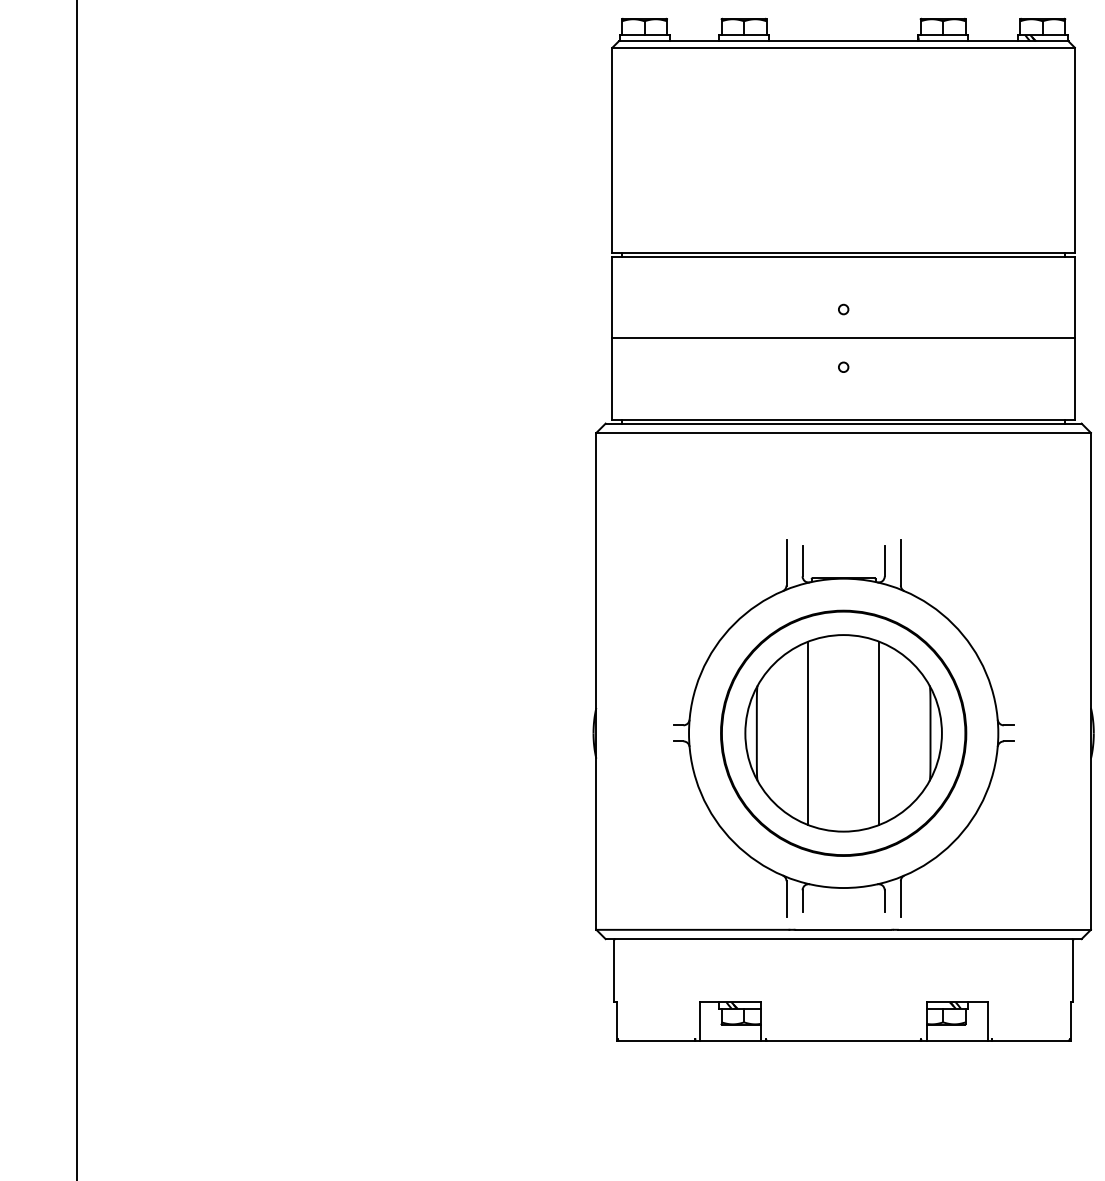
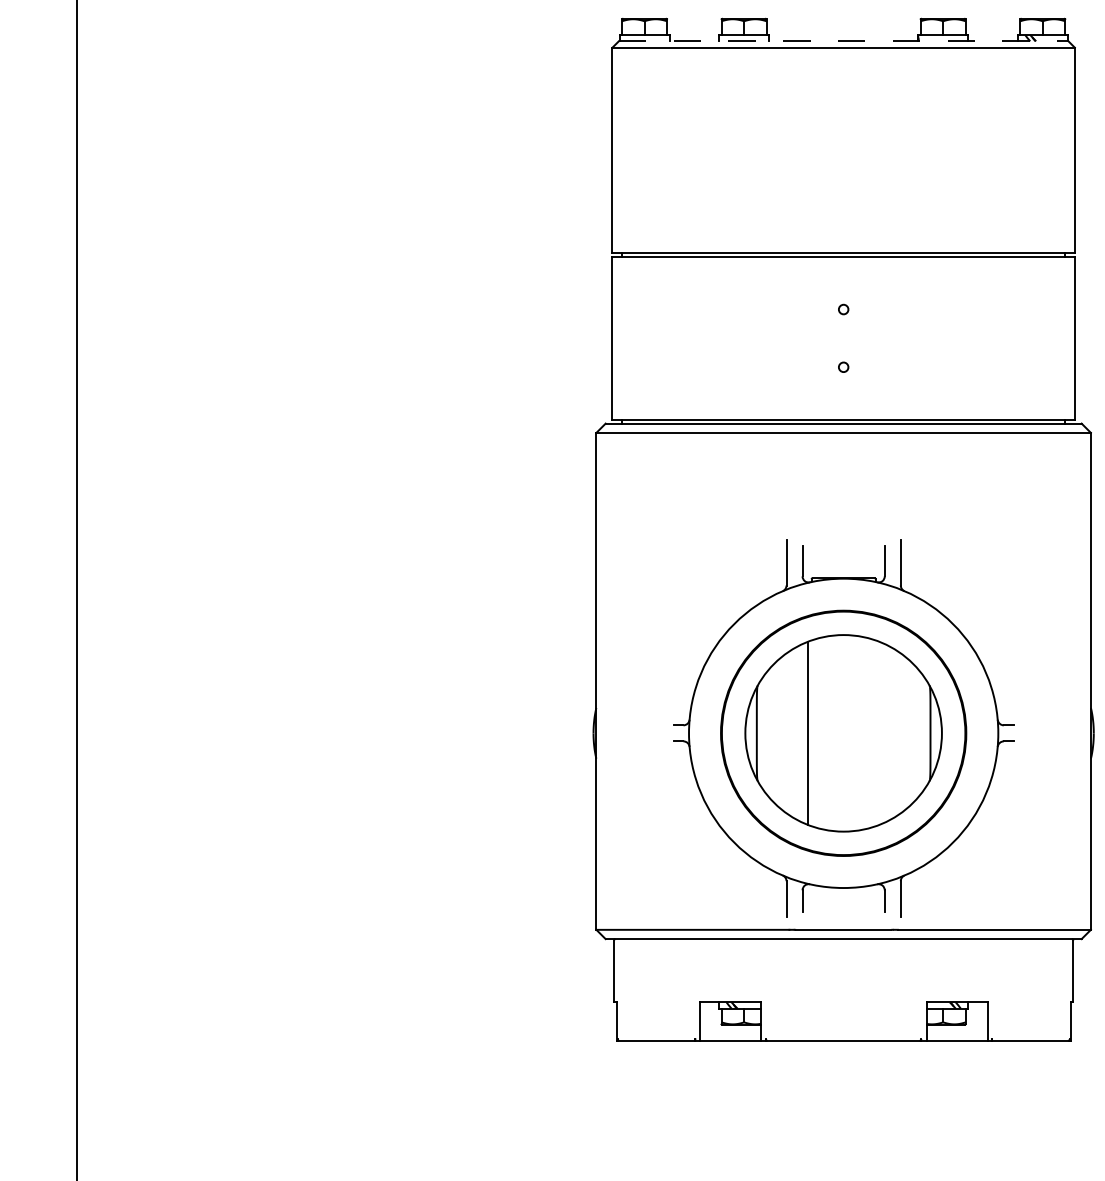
line: solid -> dashed (843, 41)
line: present -> none (843, 338)
line: present -> none (878, 732)
